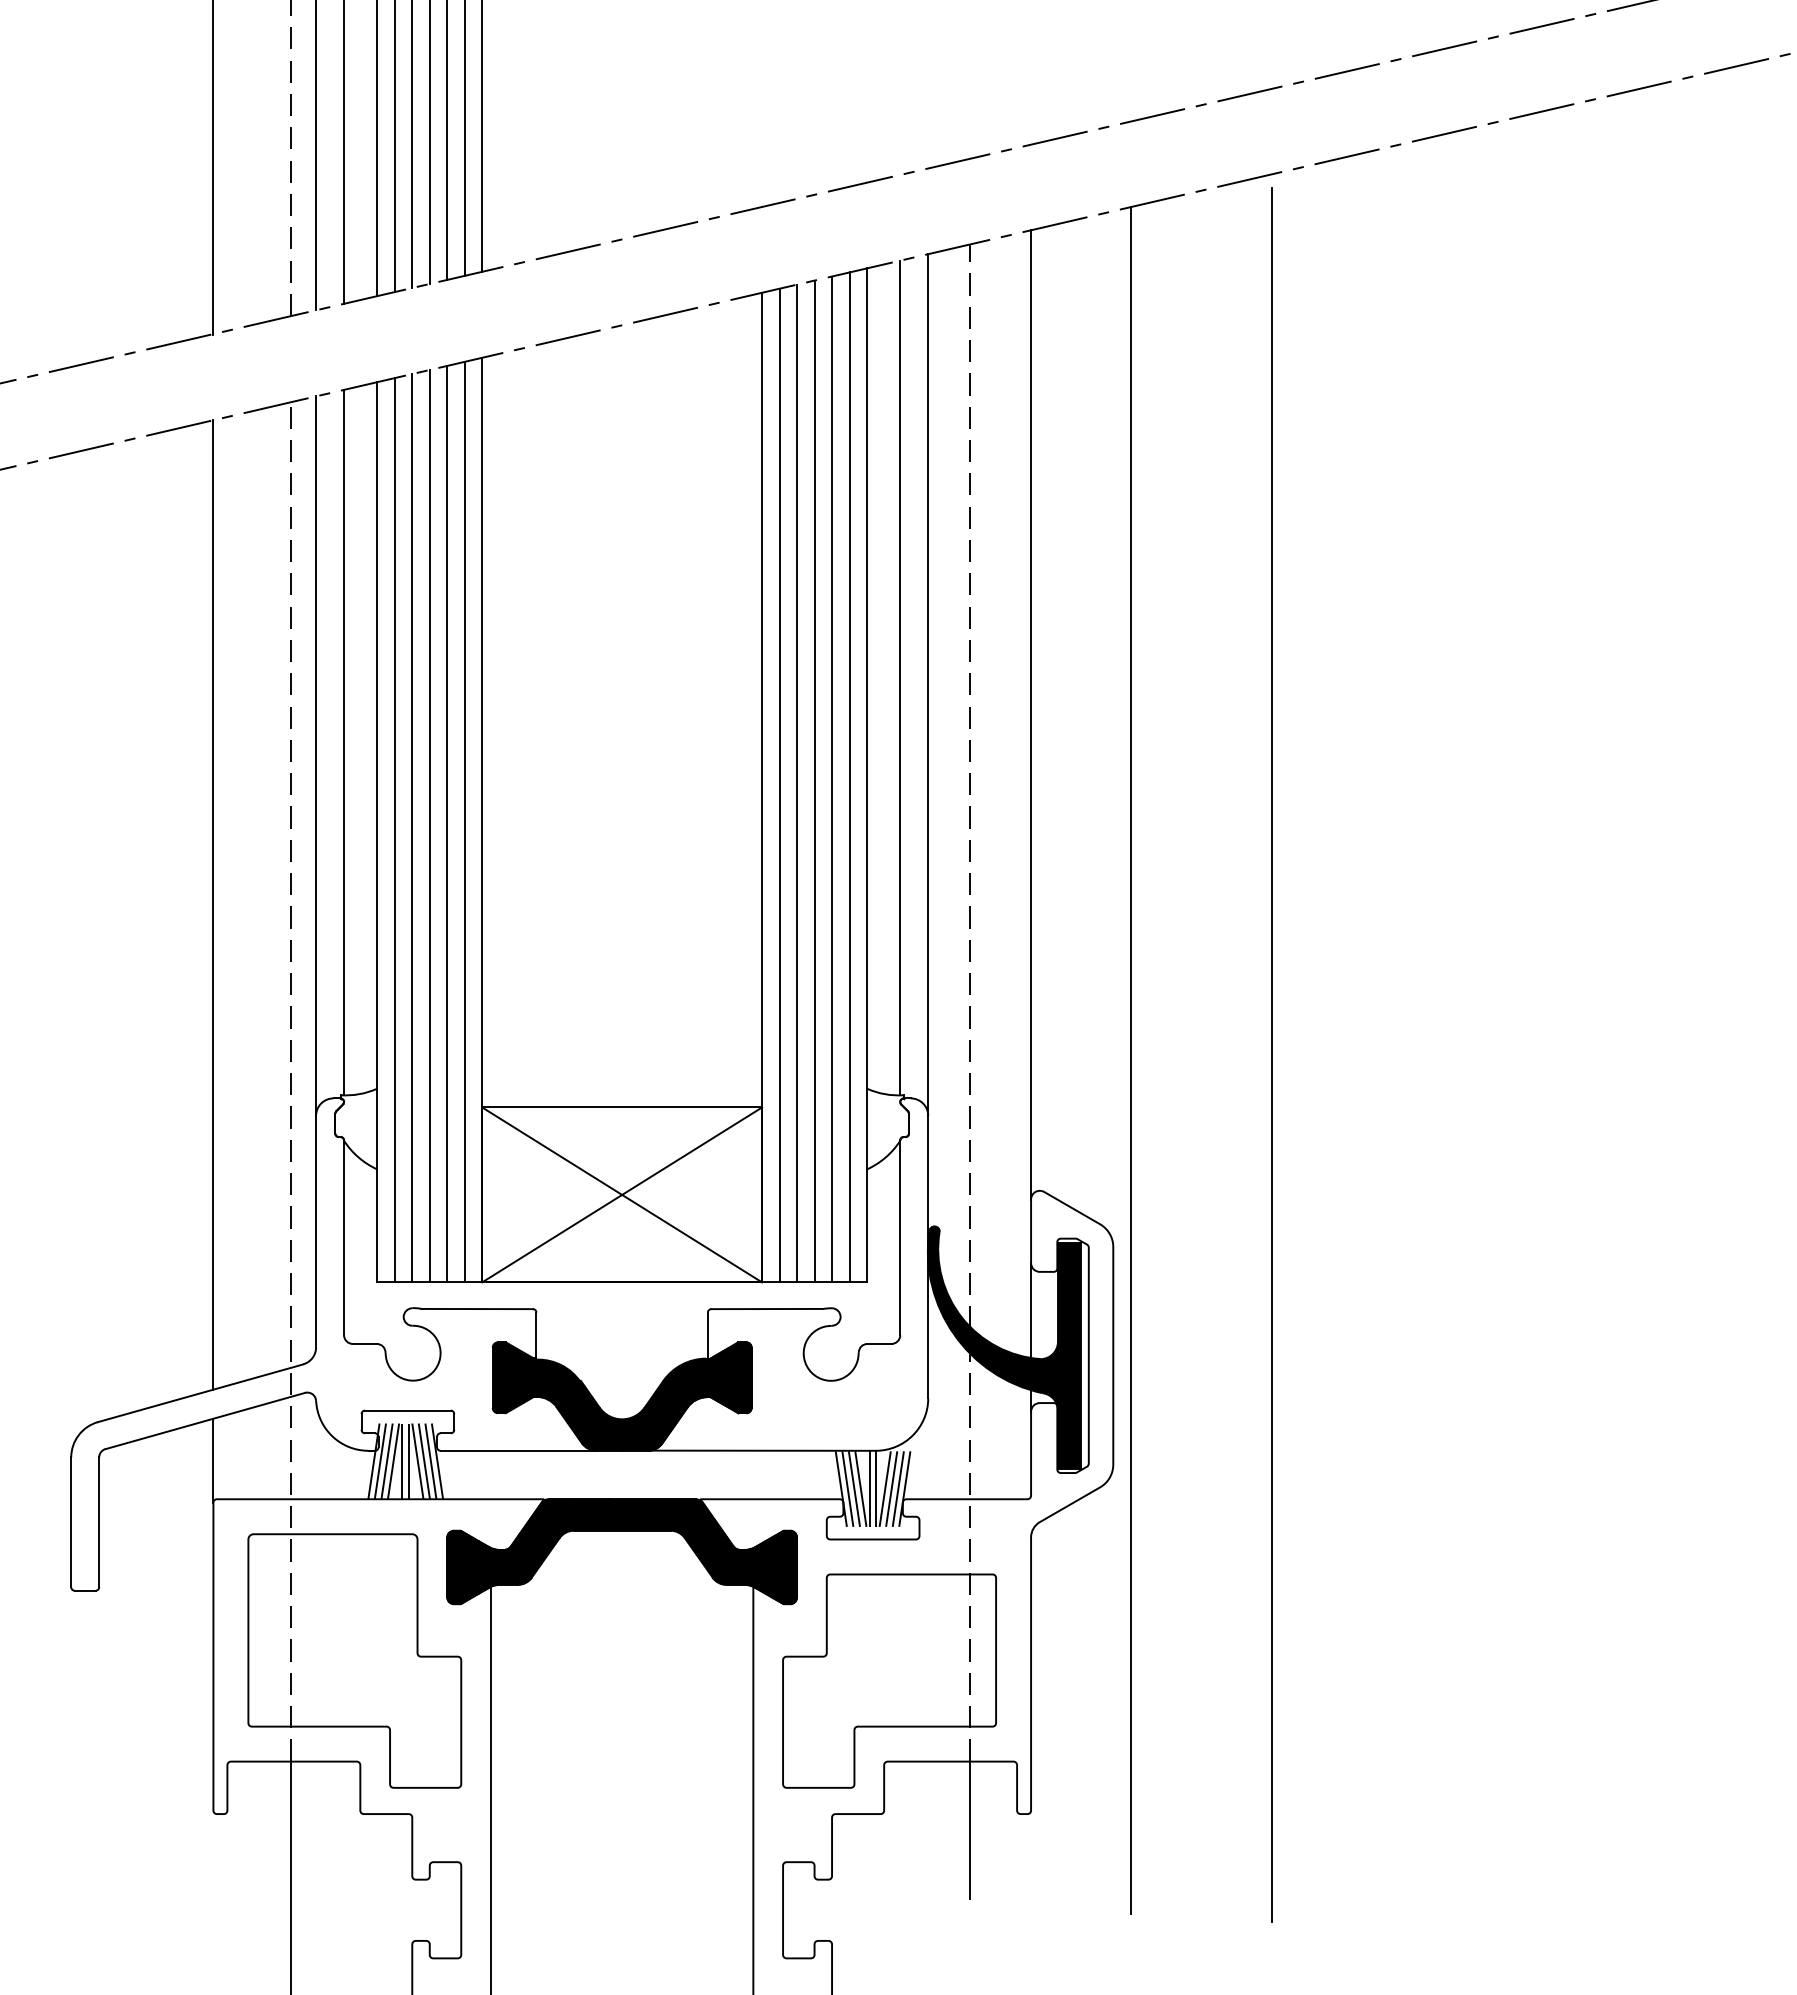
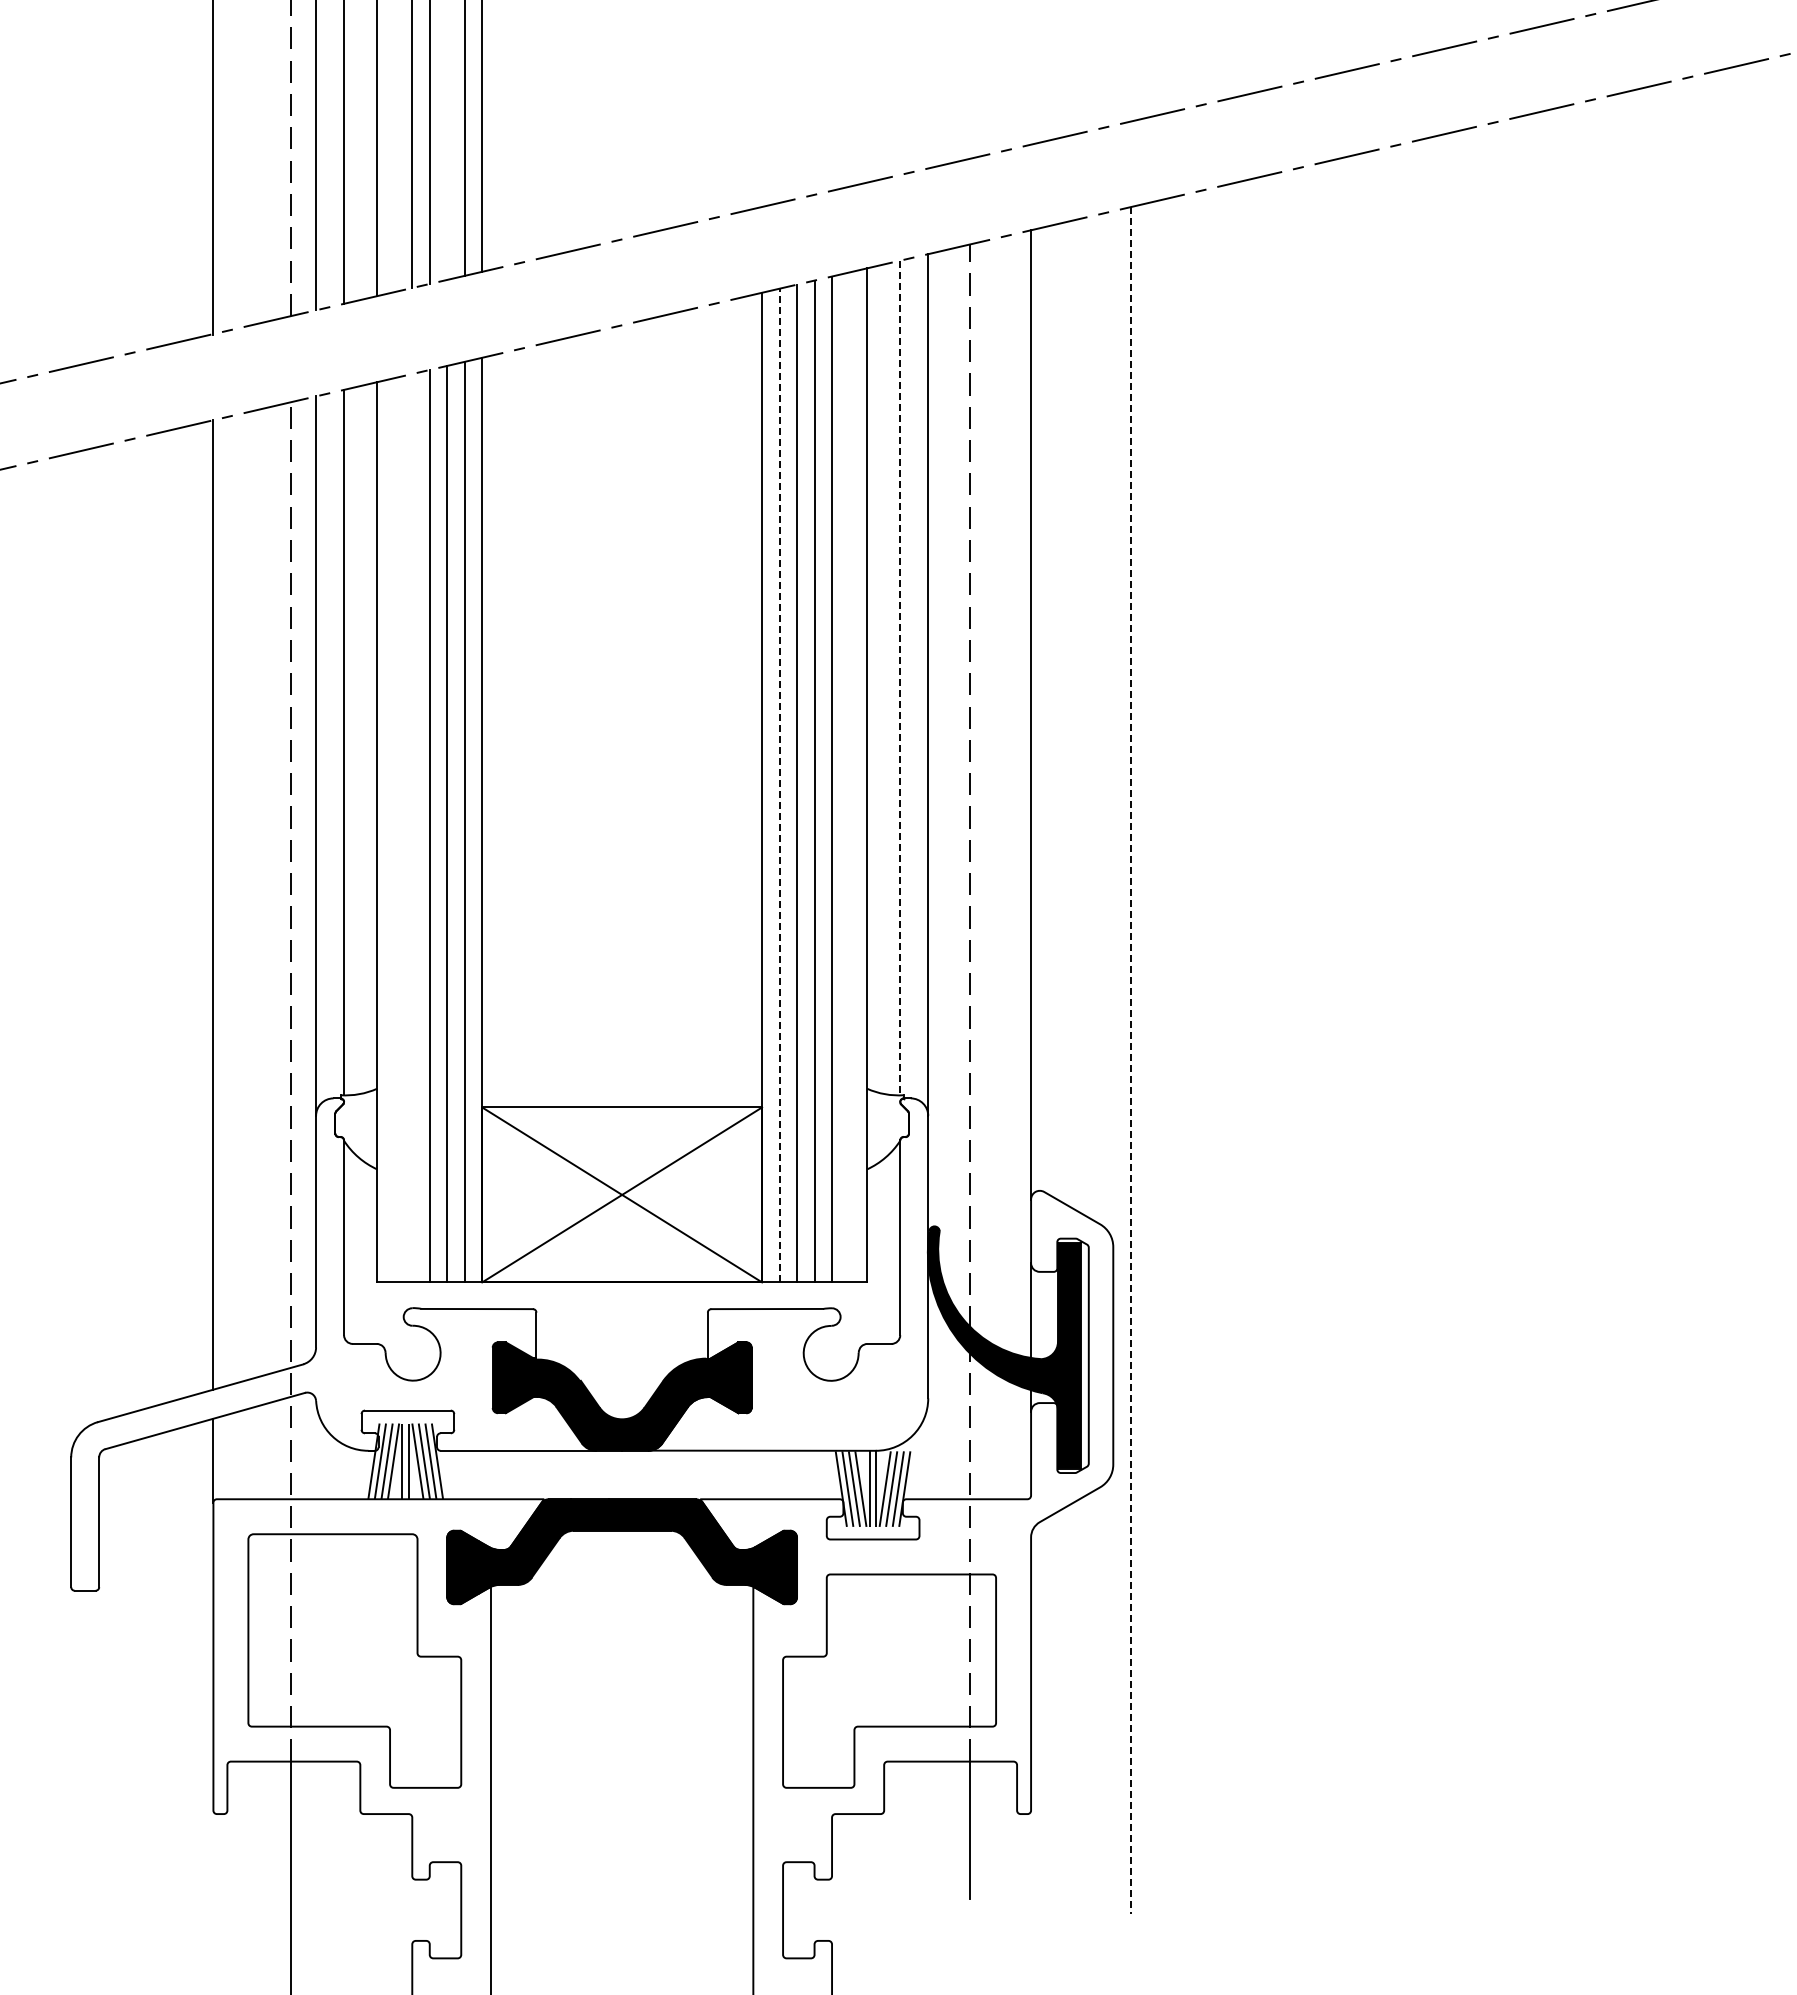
line: present -> none (447, 141)
line: present -> none (394, 147)
line: solid -> dashed (900, 678)
line: present -> none (849, 777)
line: solid -> dashed (779, 785)
line: present -> none (412, 828)
line: present -> none (394, 830)
line: present -> none (1271, 1054)
line: solid -> dashed (1130, 1060)
